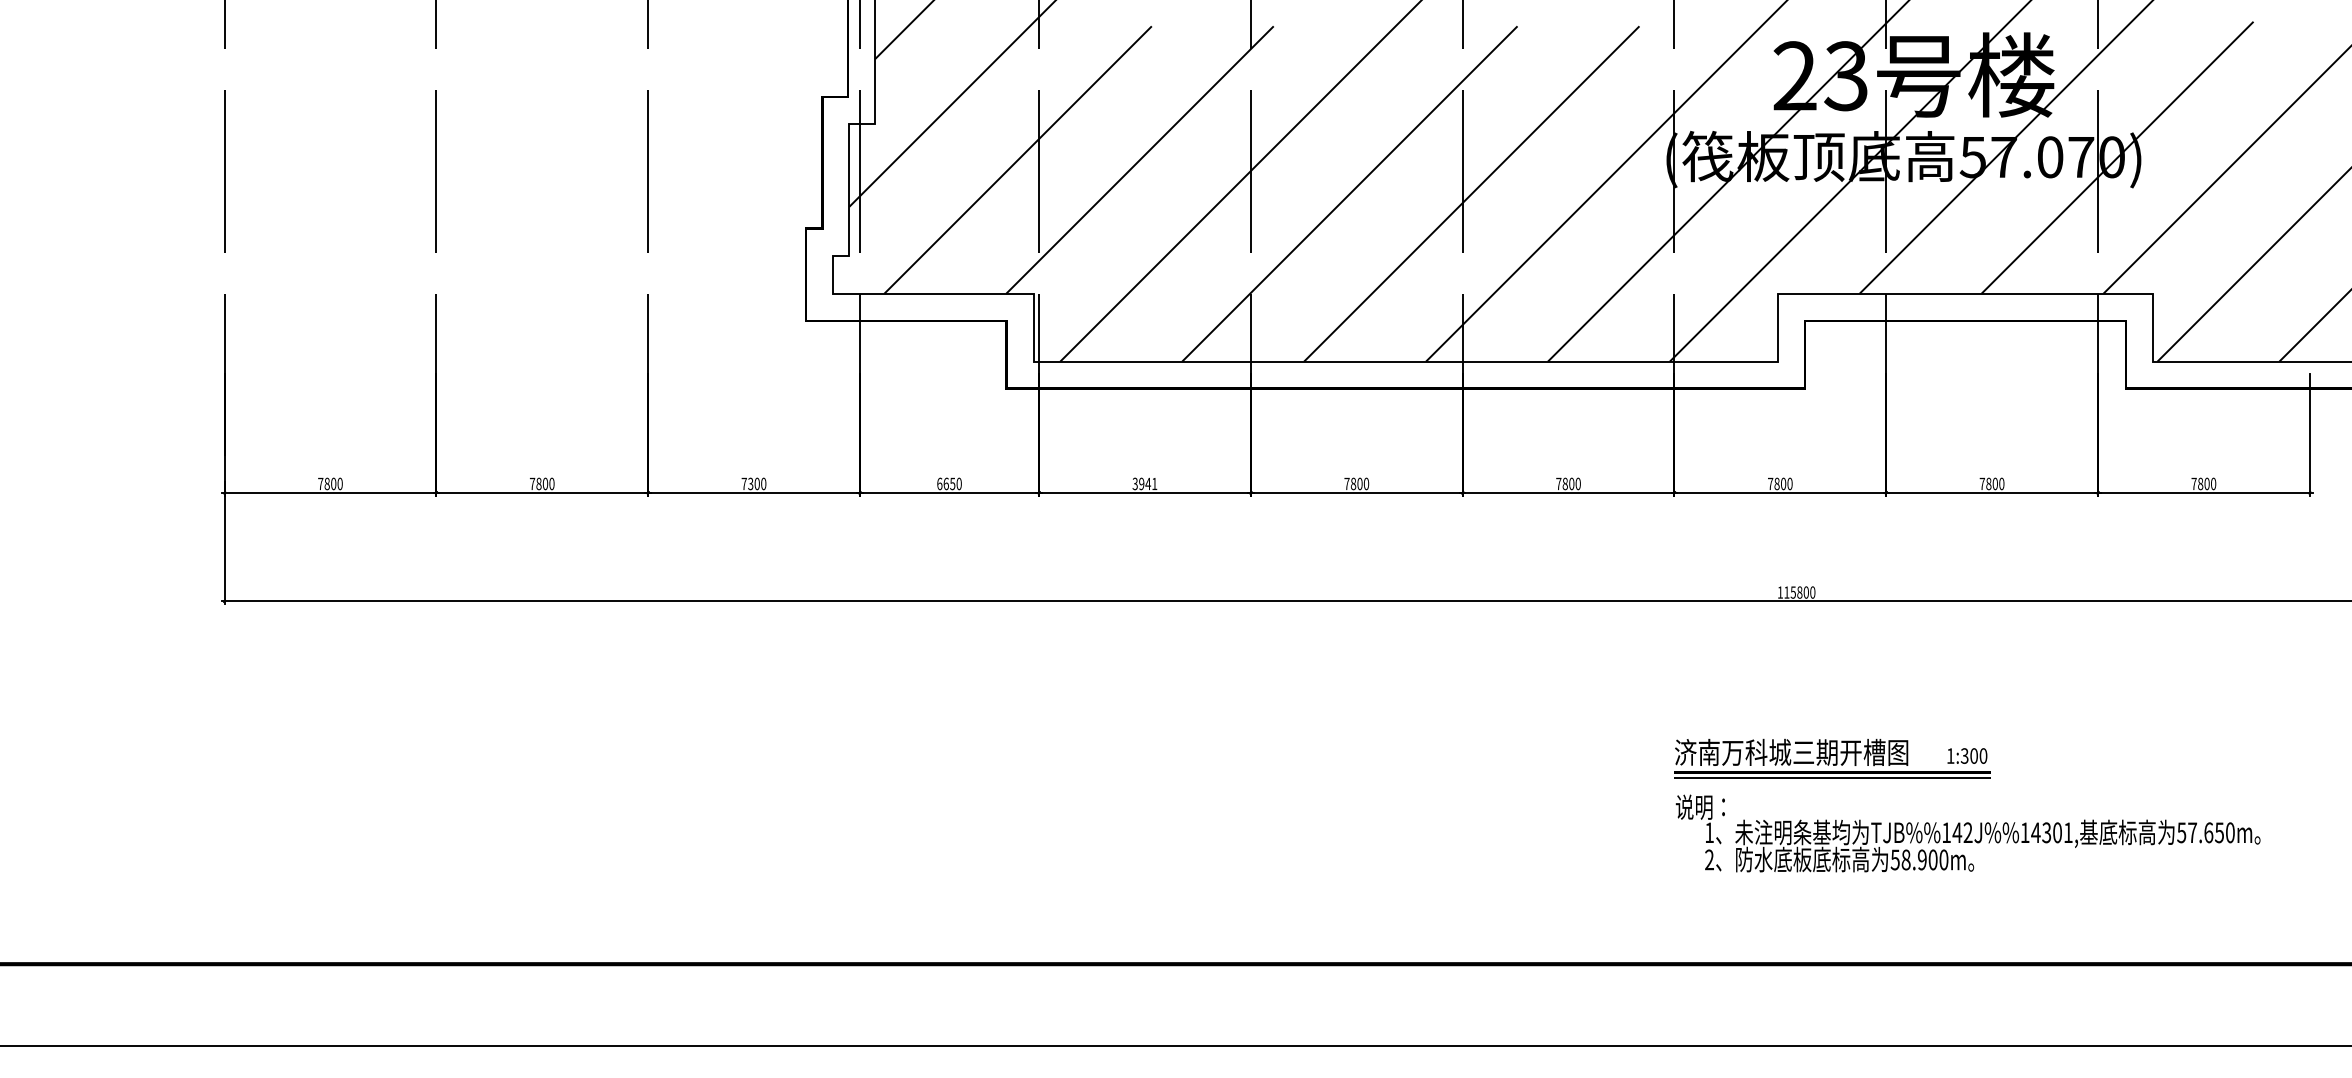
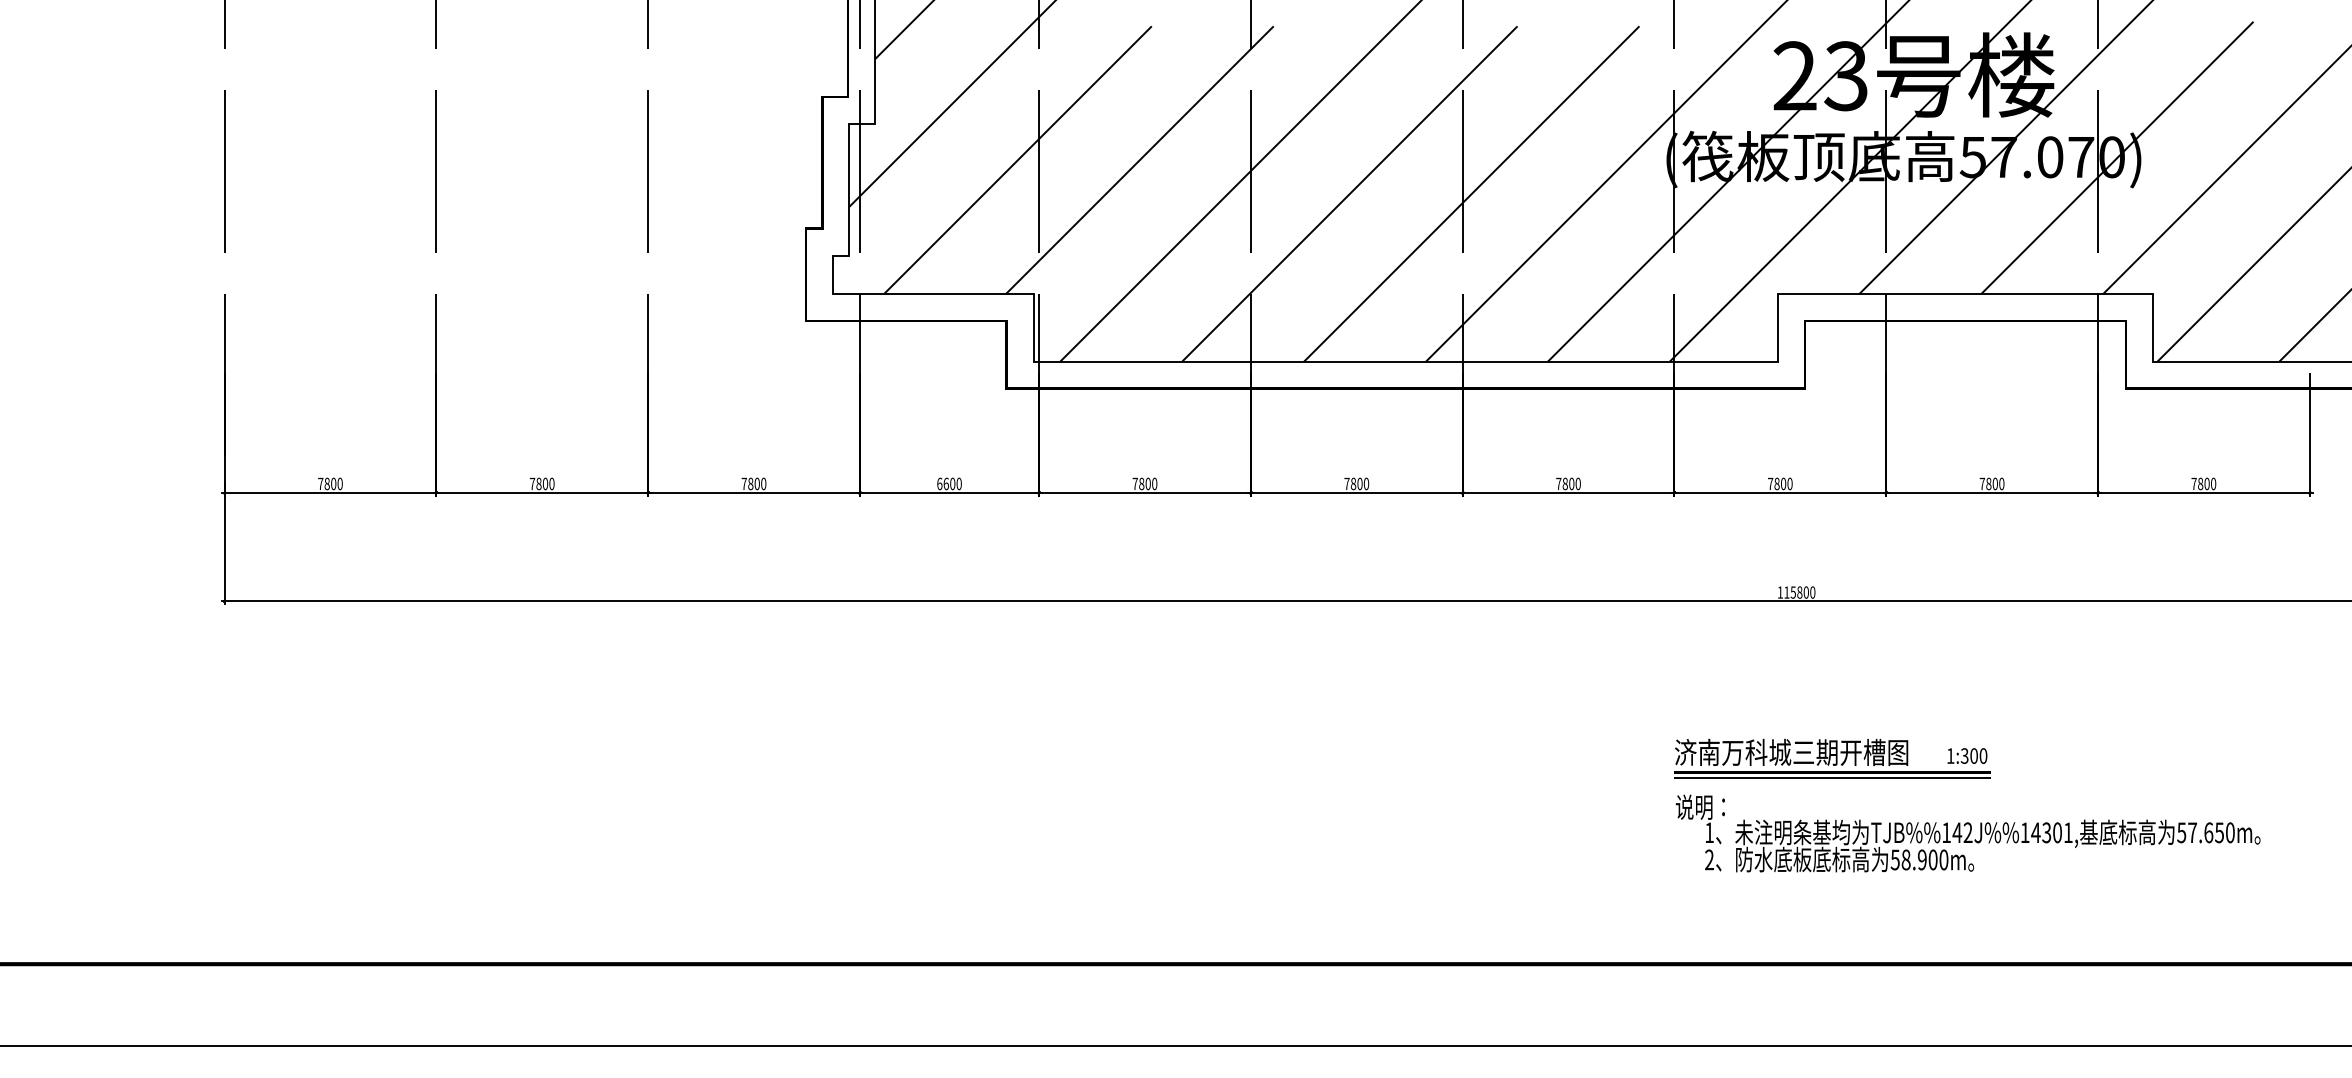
text: 7300 -> 7800 (750, 483)
text: 6650 -> 6600 (952, 483)
text: 3941 -> 7800 (1144, 483)
